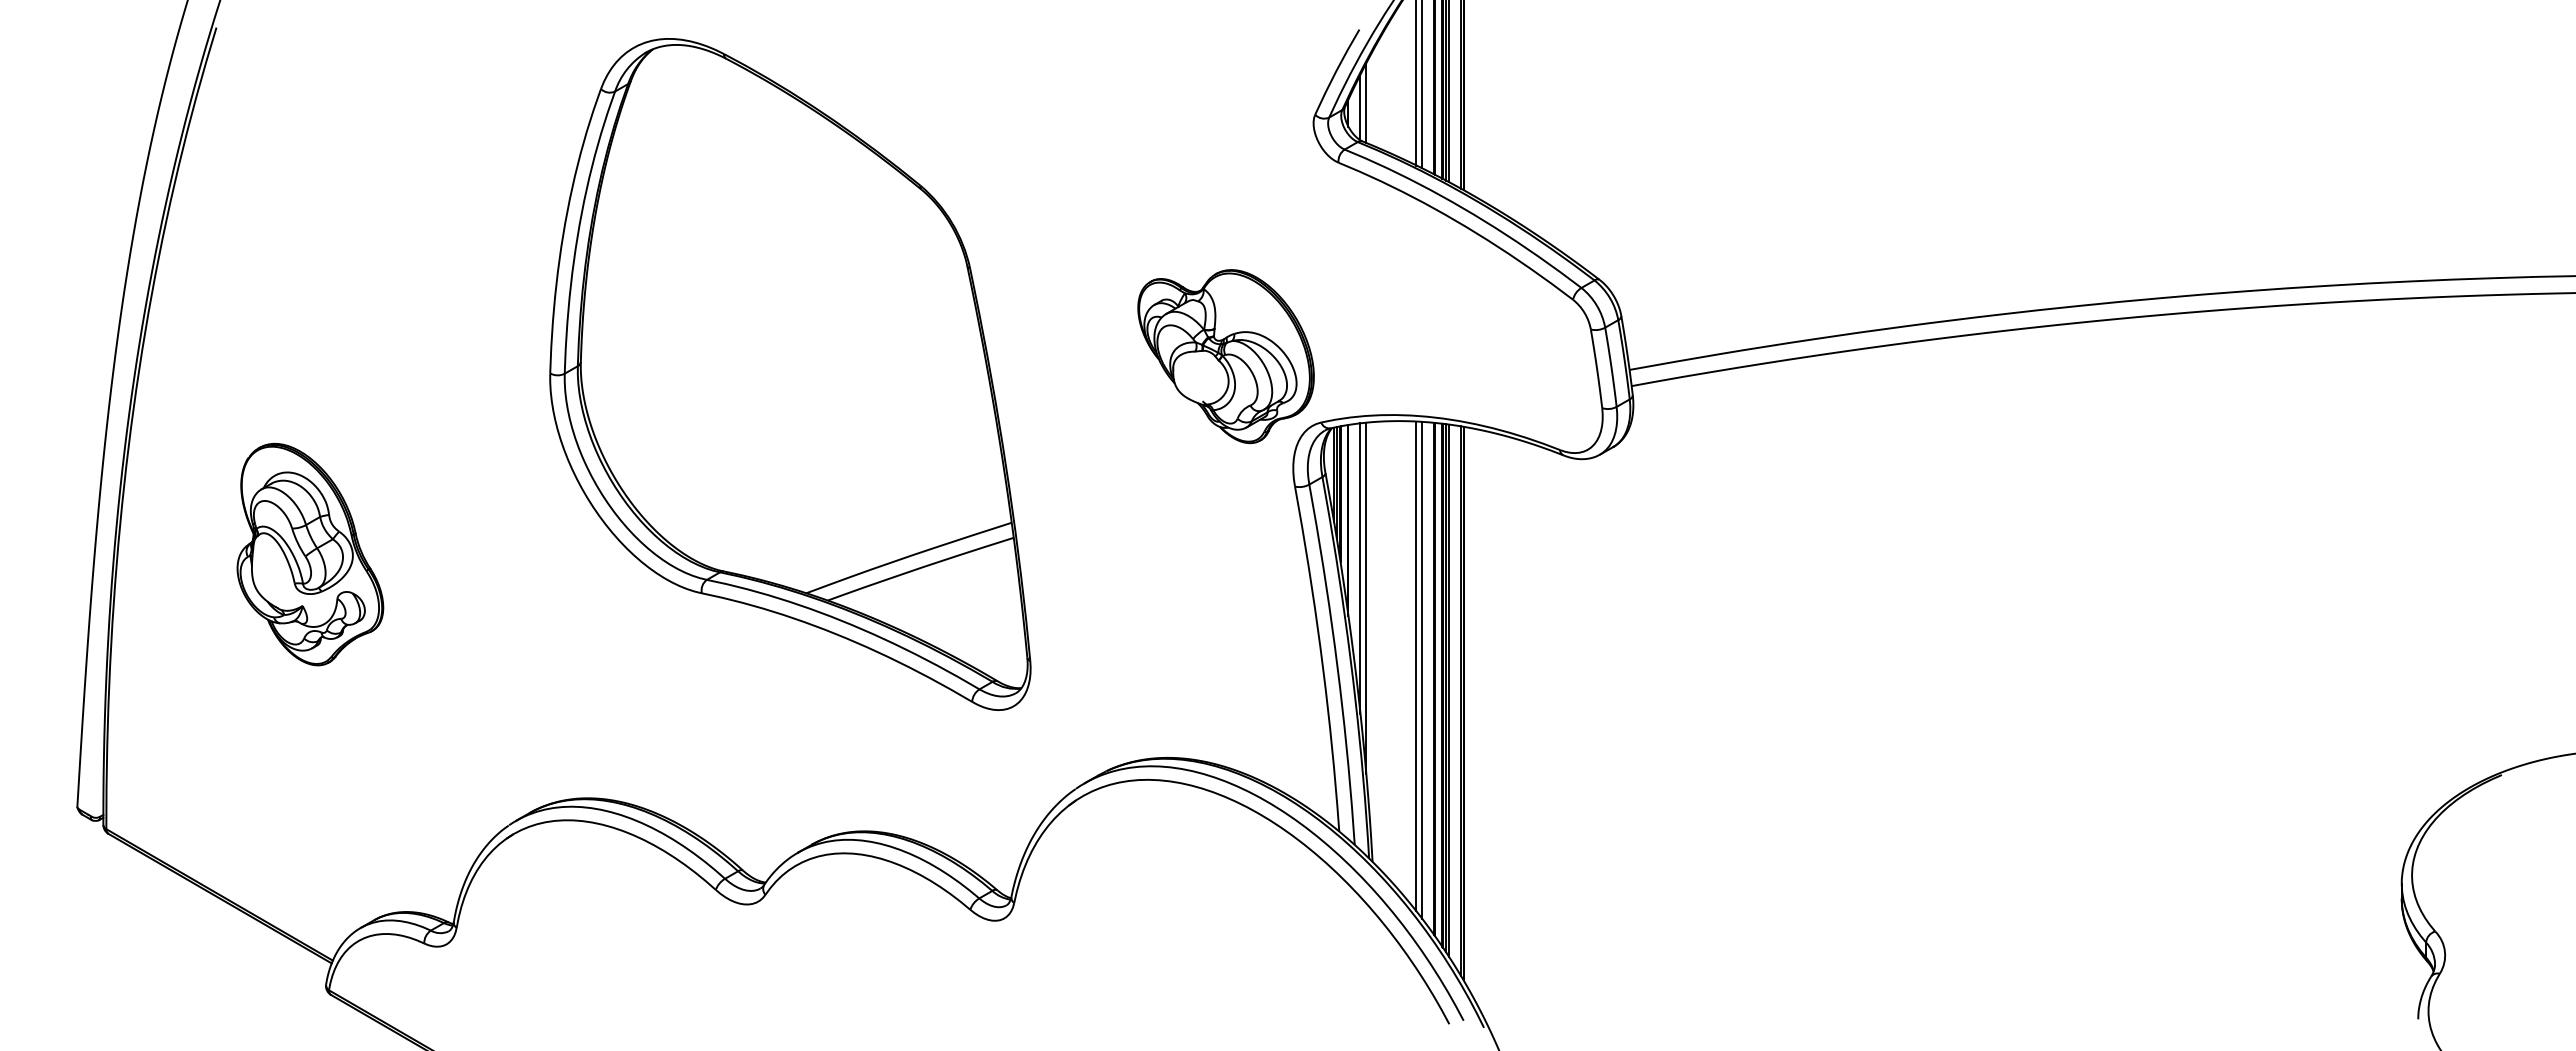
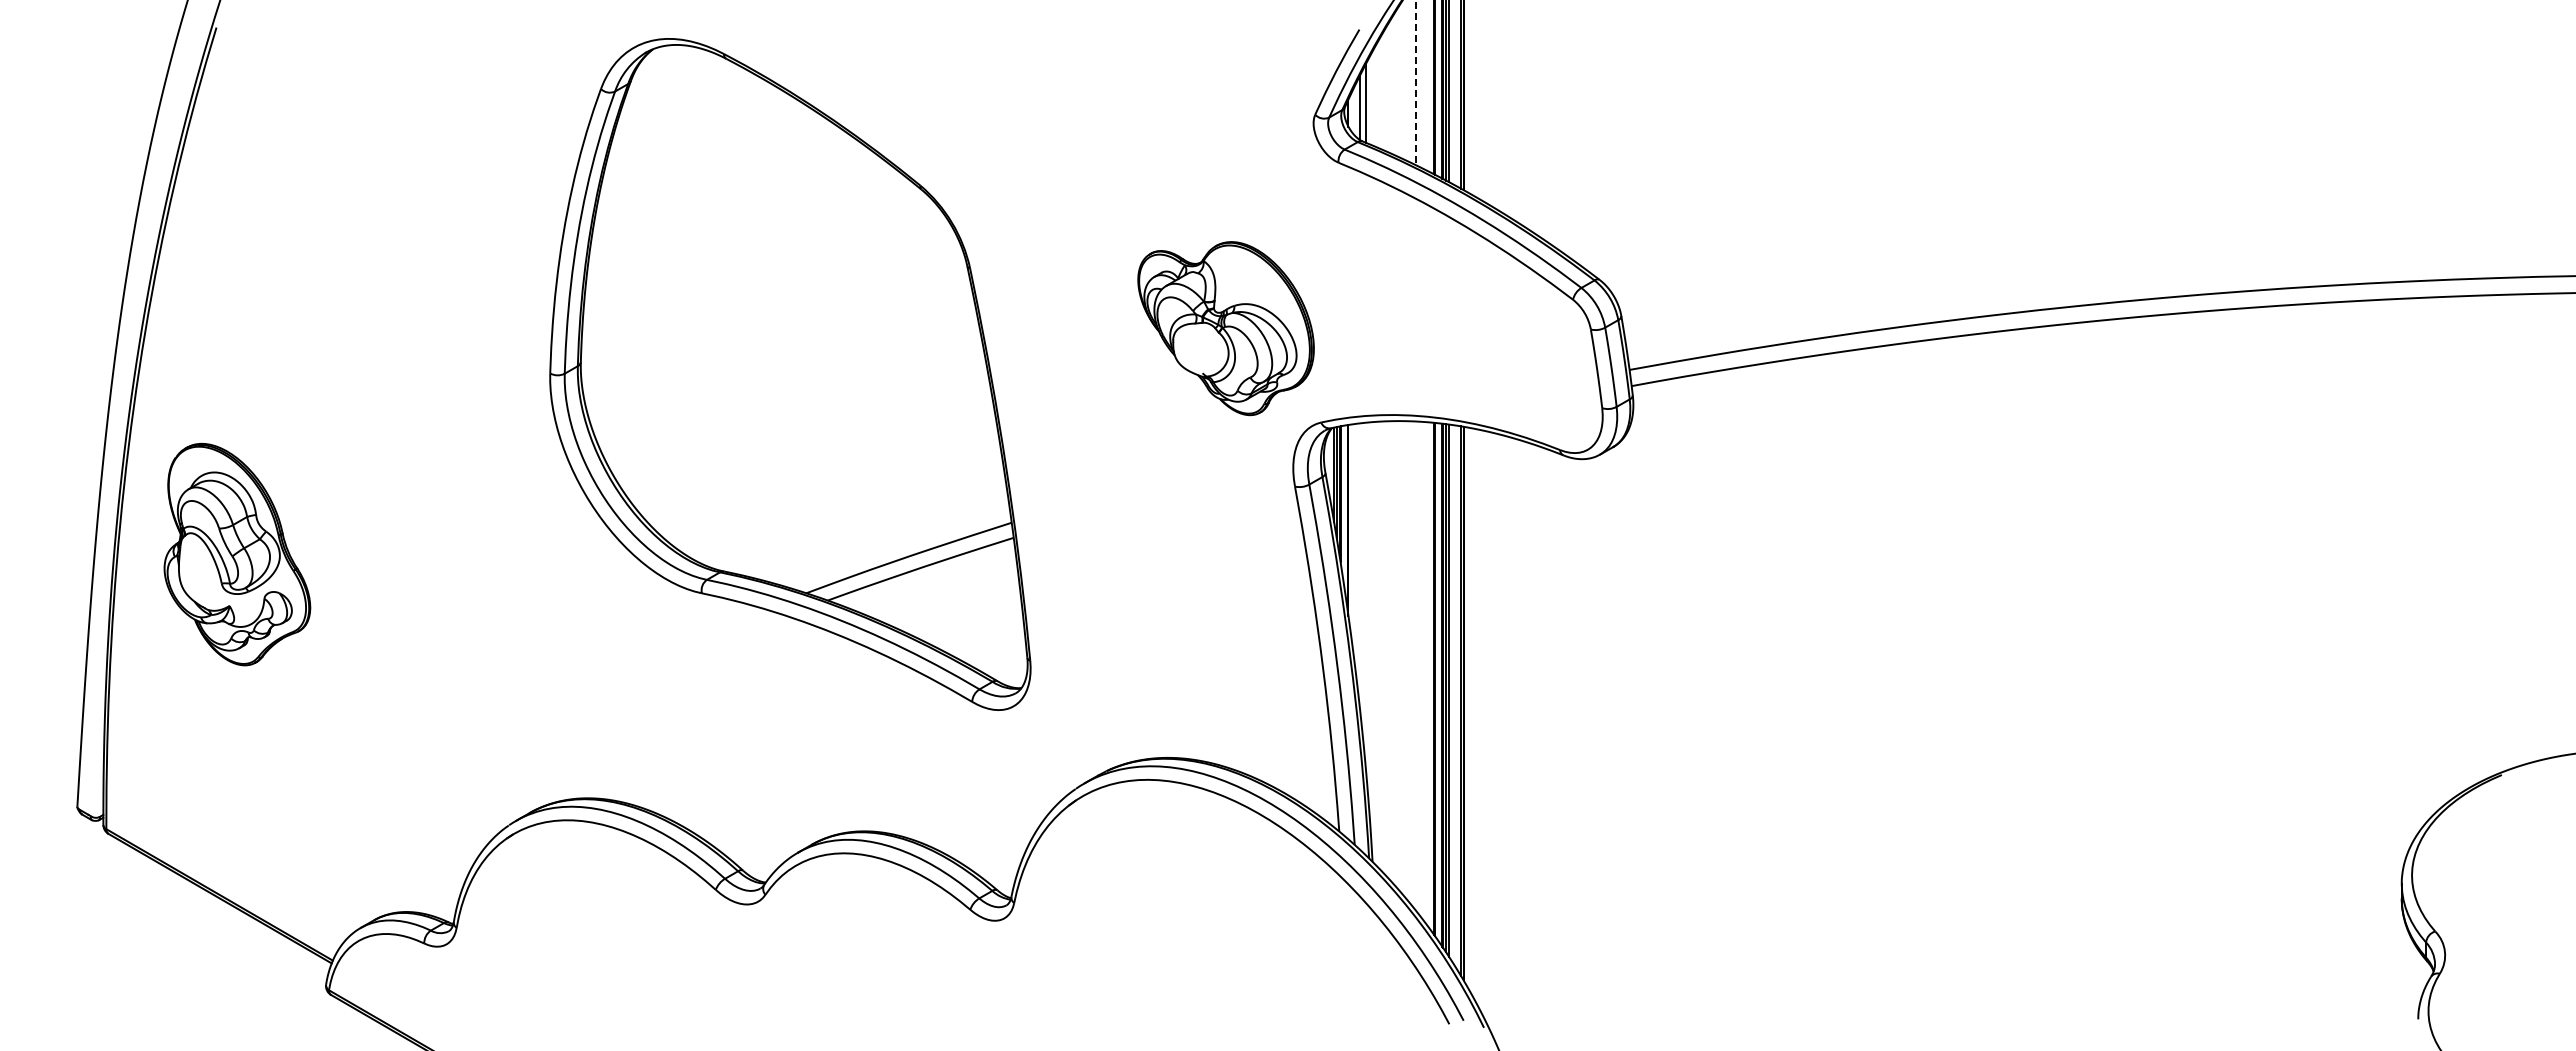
line: solid -> dashed (1416, 83)
line: present -> none (1422, 85)
part position: (1225, 356) -> (1225, 328) (1225, 328)
part position: (310, 554) -> (237, 554) (237, 554)
line: present -> none (1360, 568)
line: present -> none (1366, 598)
line: present -> none (1416, 666)
line: present -> none (1422, 669)
